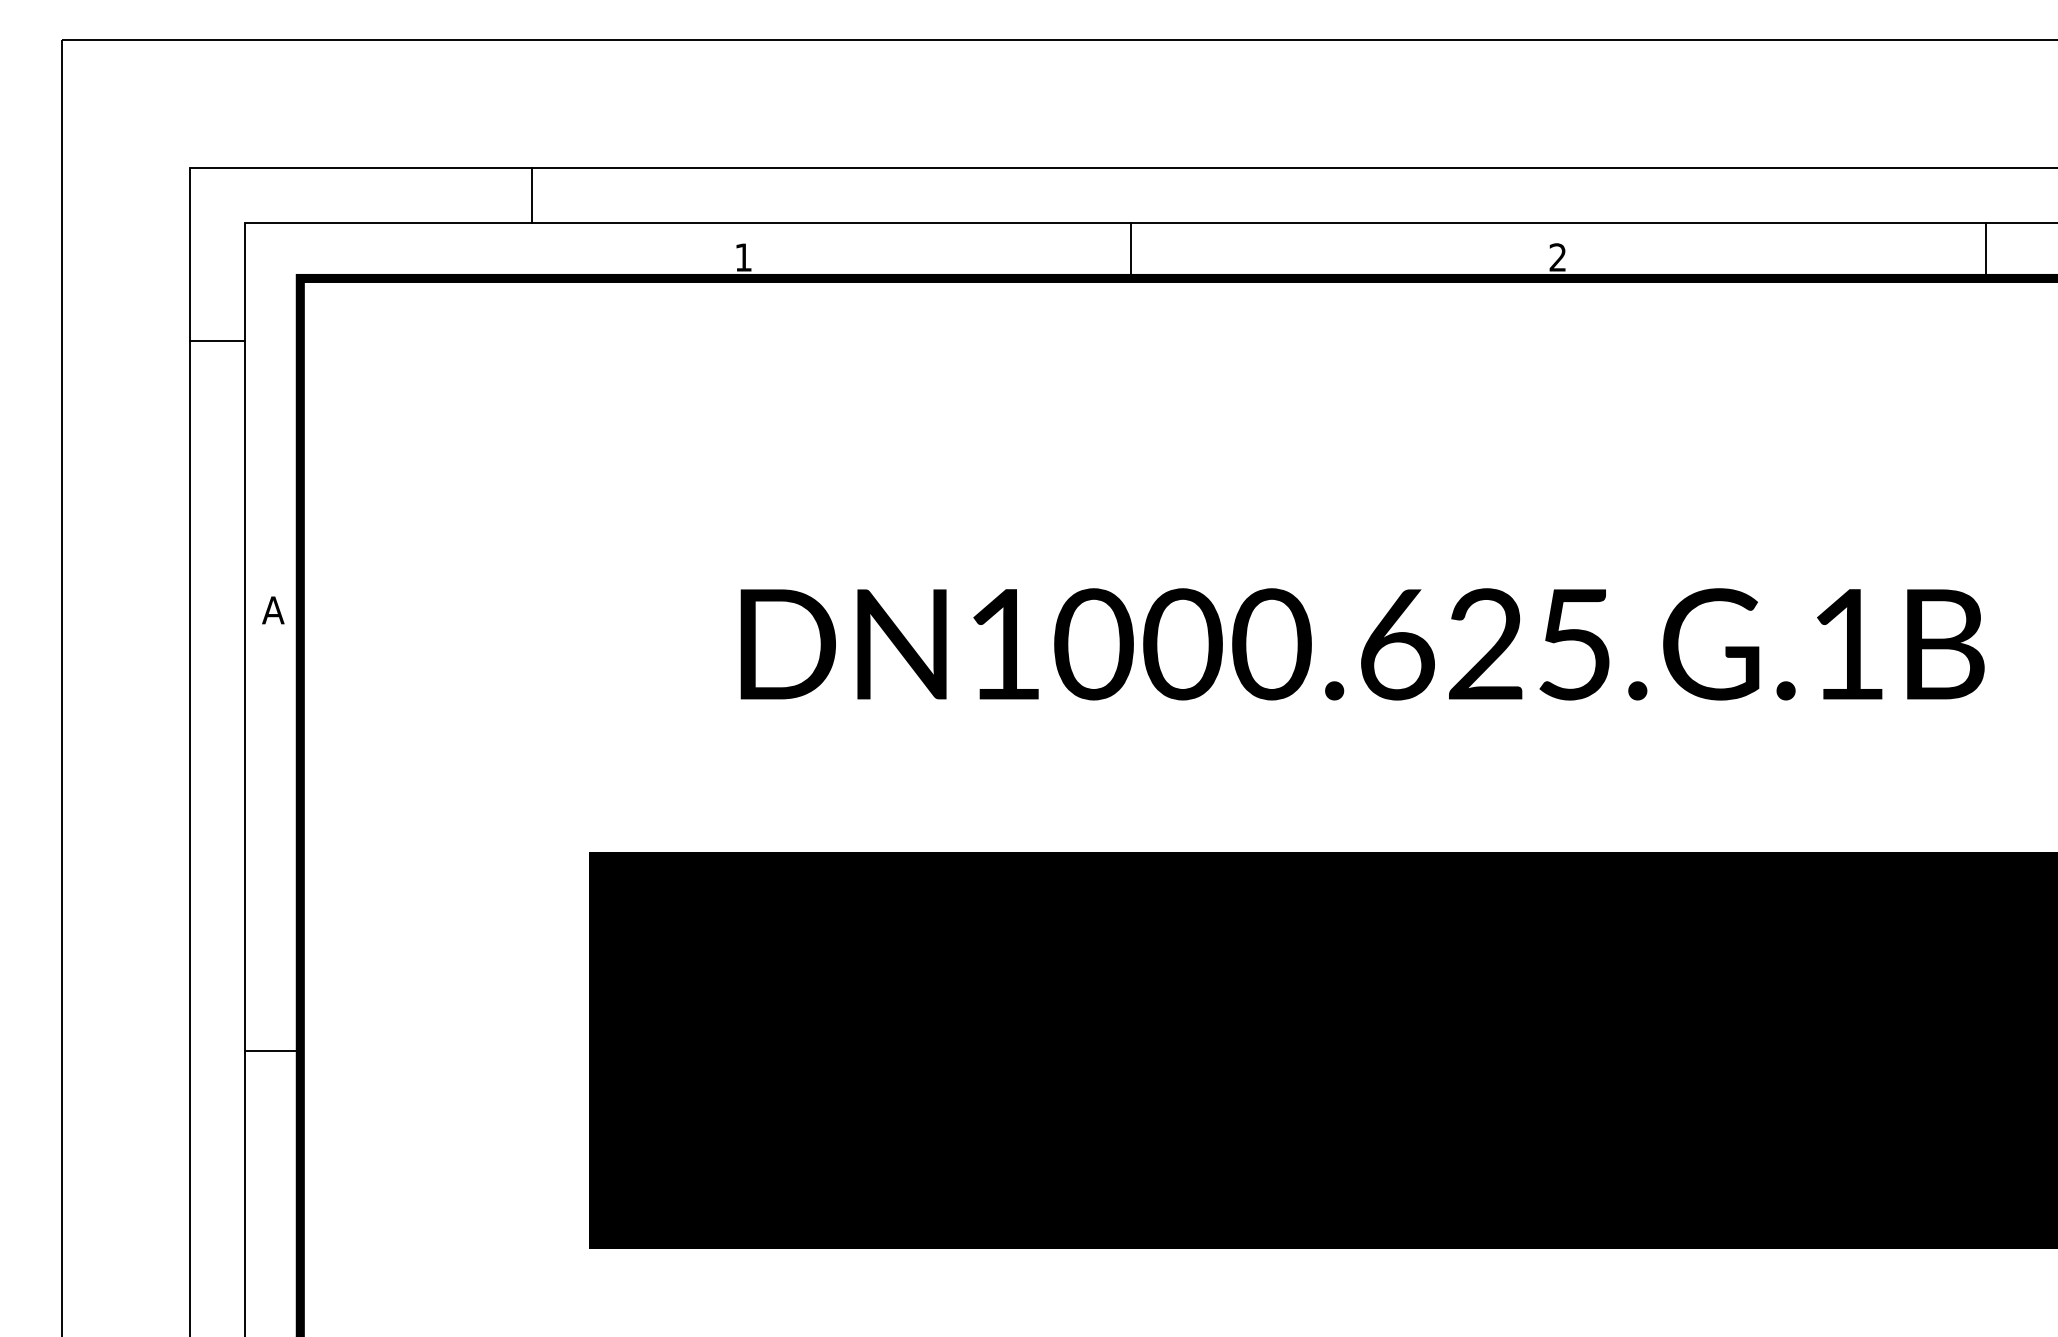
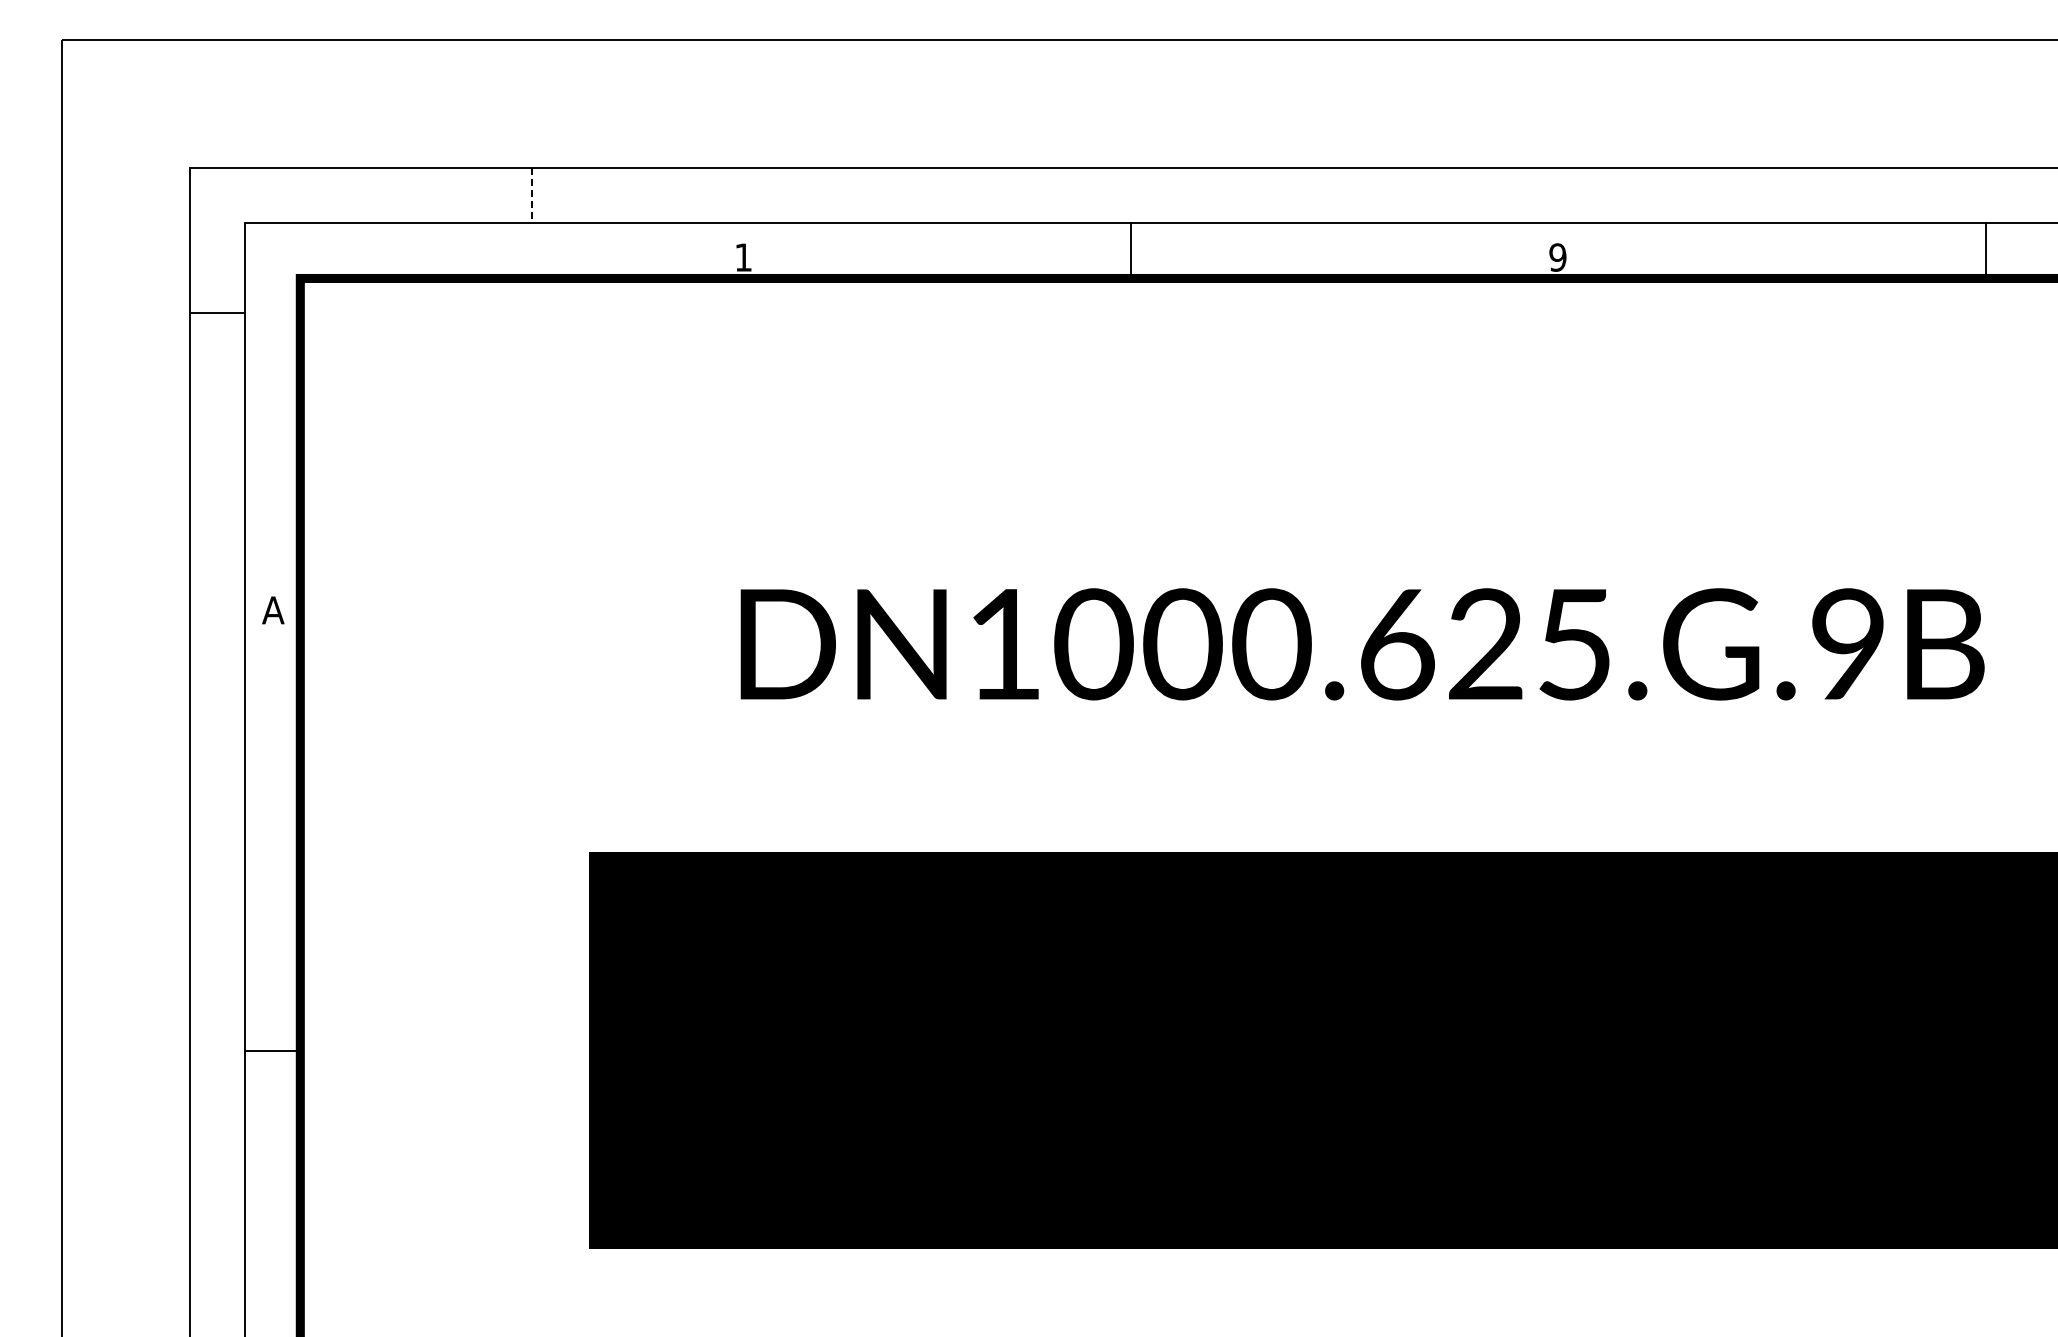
line: solid -> dashed (532, 195)
text: 2 -> 9 (1557, 257)
line position: (217, 341) -> (217, 313) (217, 313)
text: DN1000.625.G.1B -> DN1000.625.G.9B (1847, 643)
